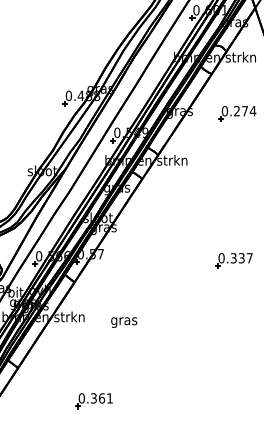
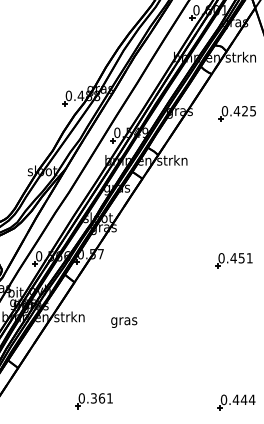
text: 0.274 -> 0.425 (244, 111)
text: 0.337 -> 0.451 (241, 258)
part: none -> present (236, 402)
